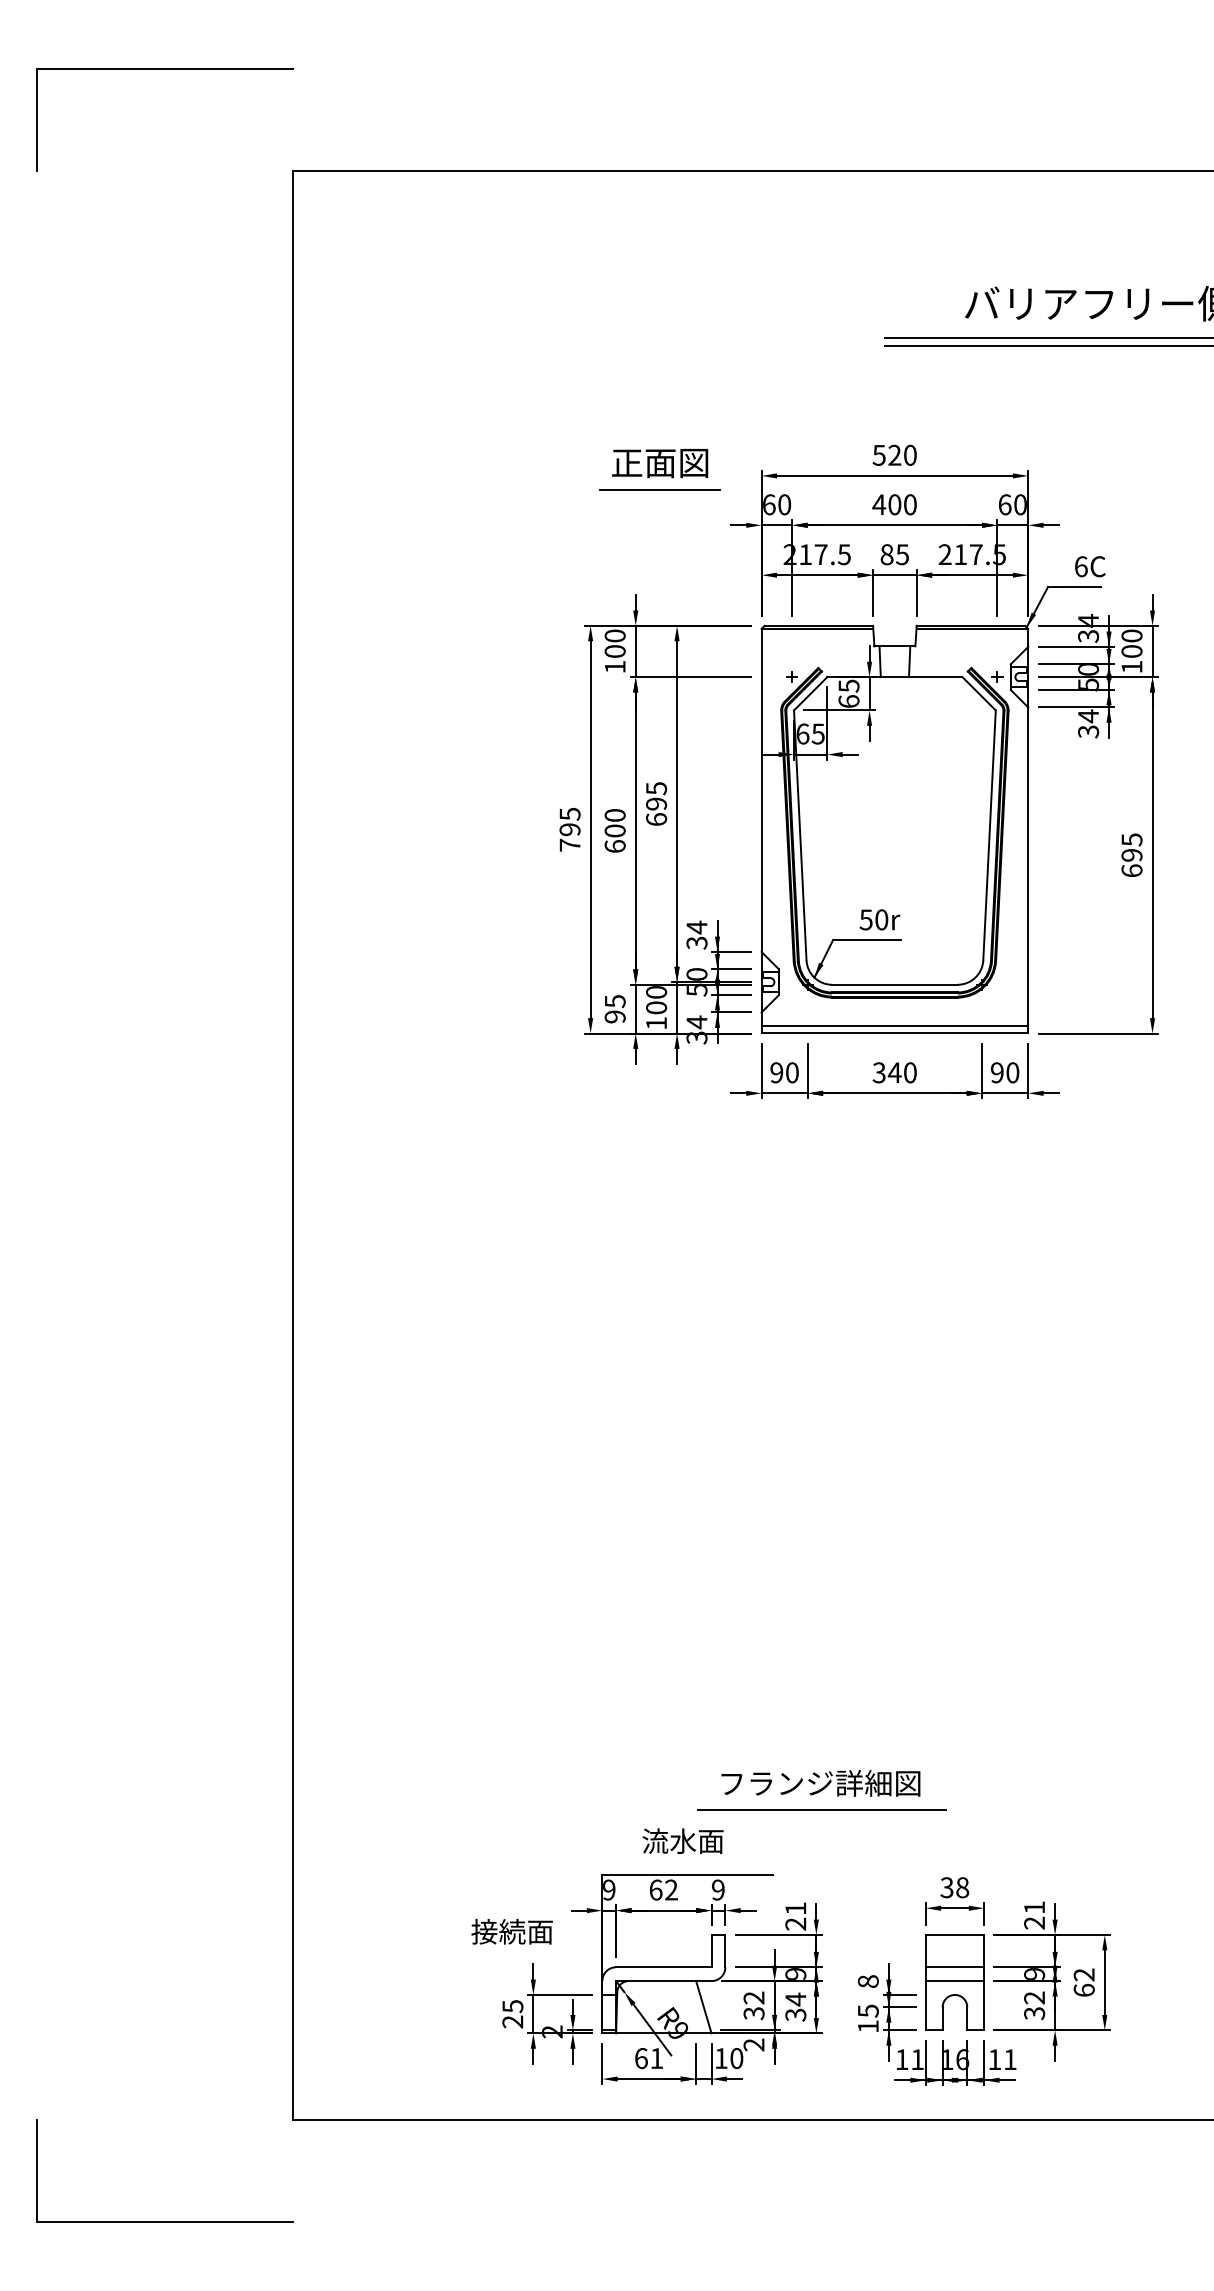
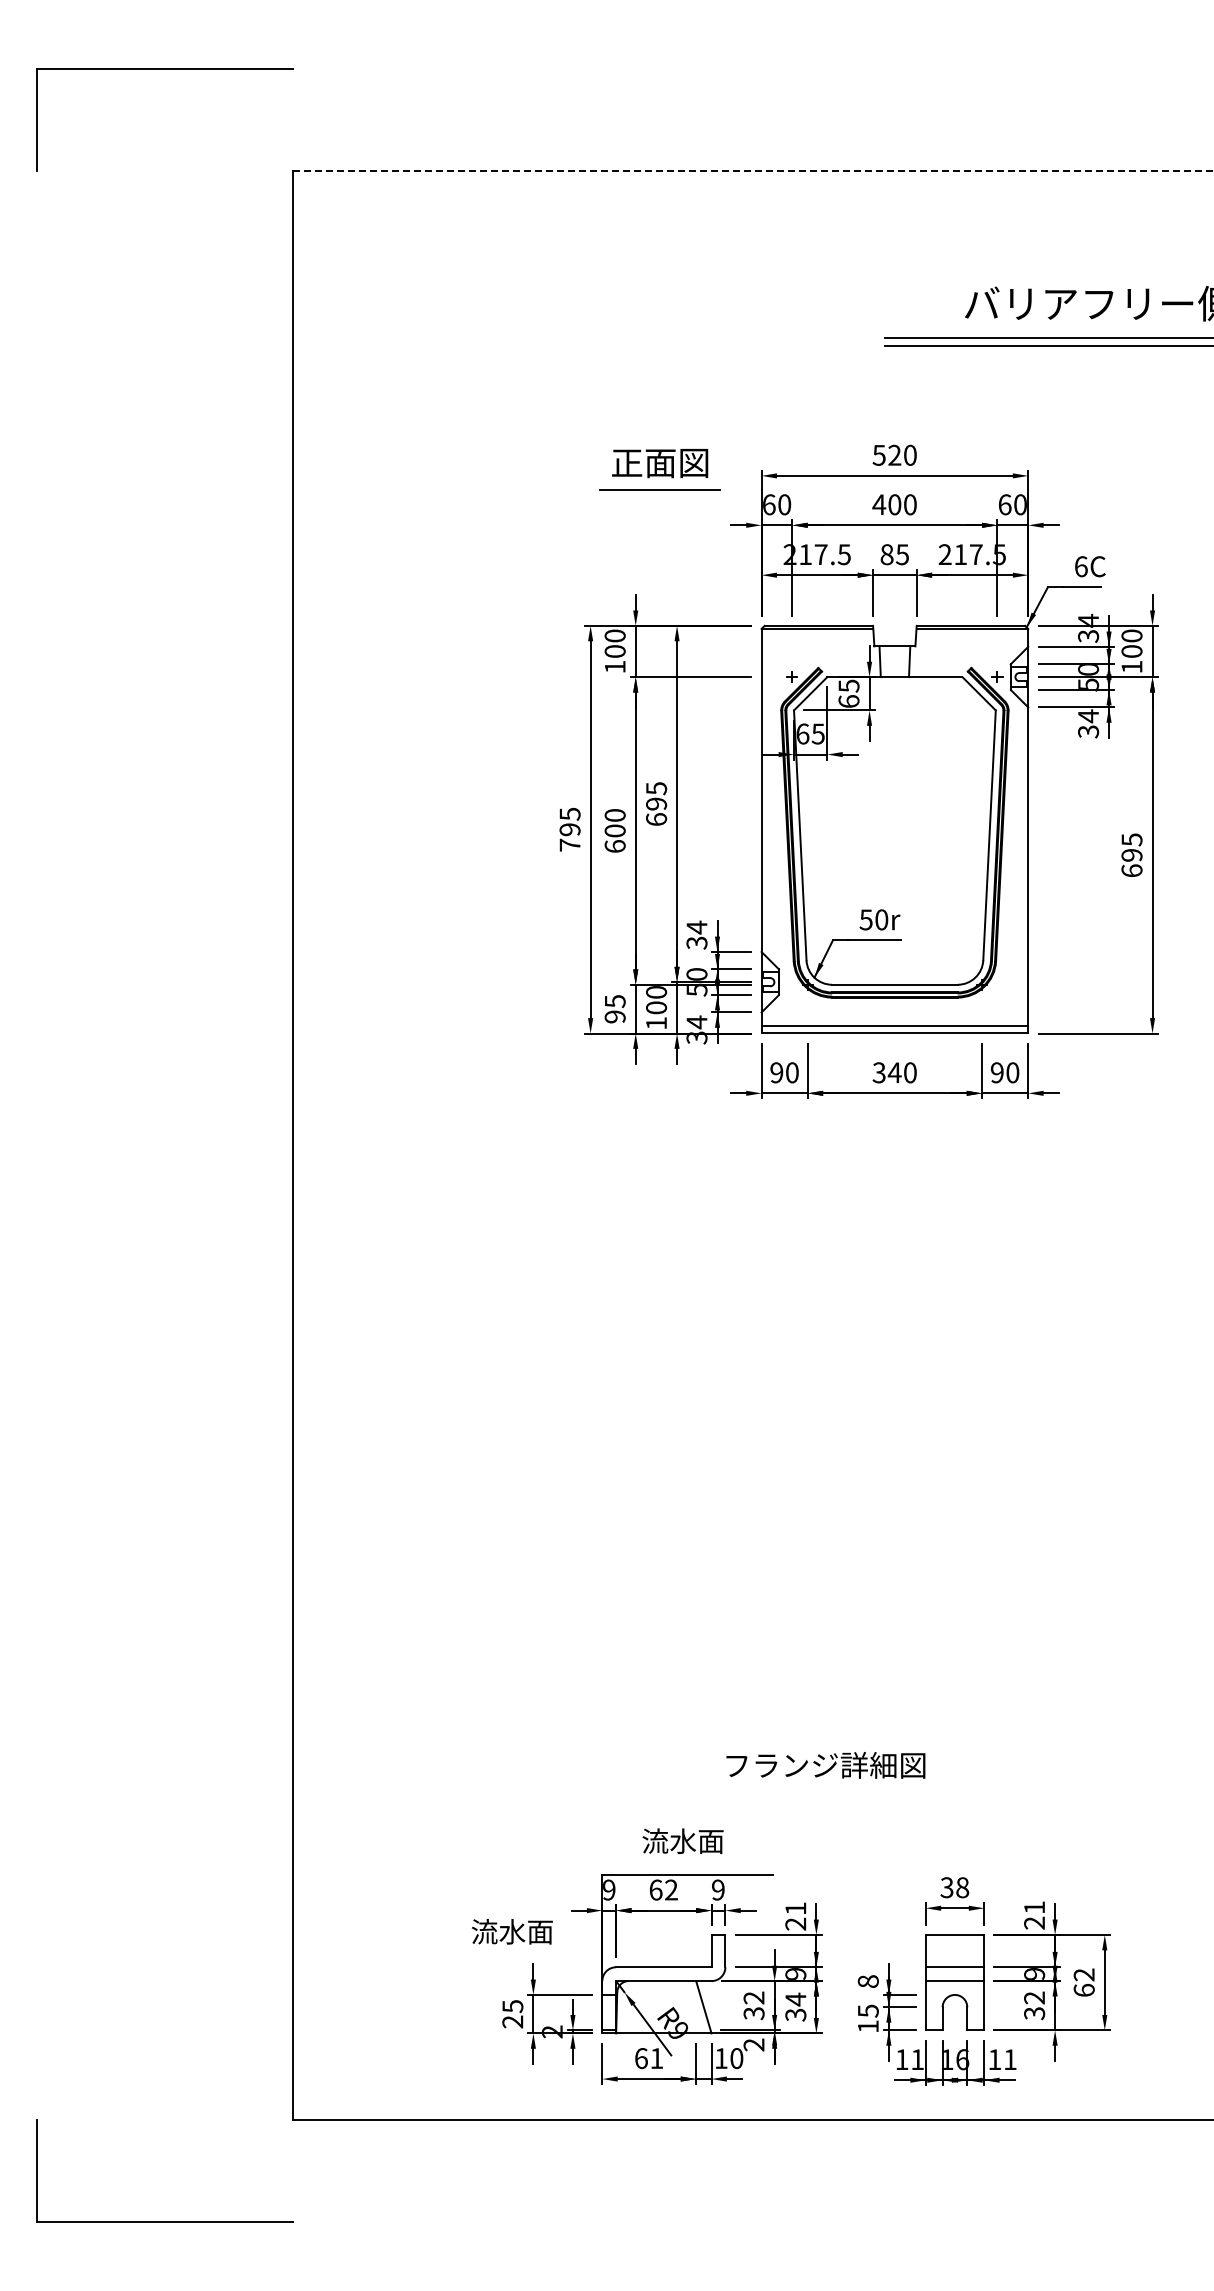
line: solid -> dashed (753, 171)
text position: (820, 1783) -> (825, 1765) (825, 1765)
line: present -> none (821, 1809)
text: 接続面 -> 流水面 (498, 1931)
